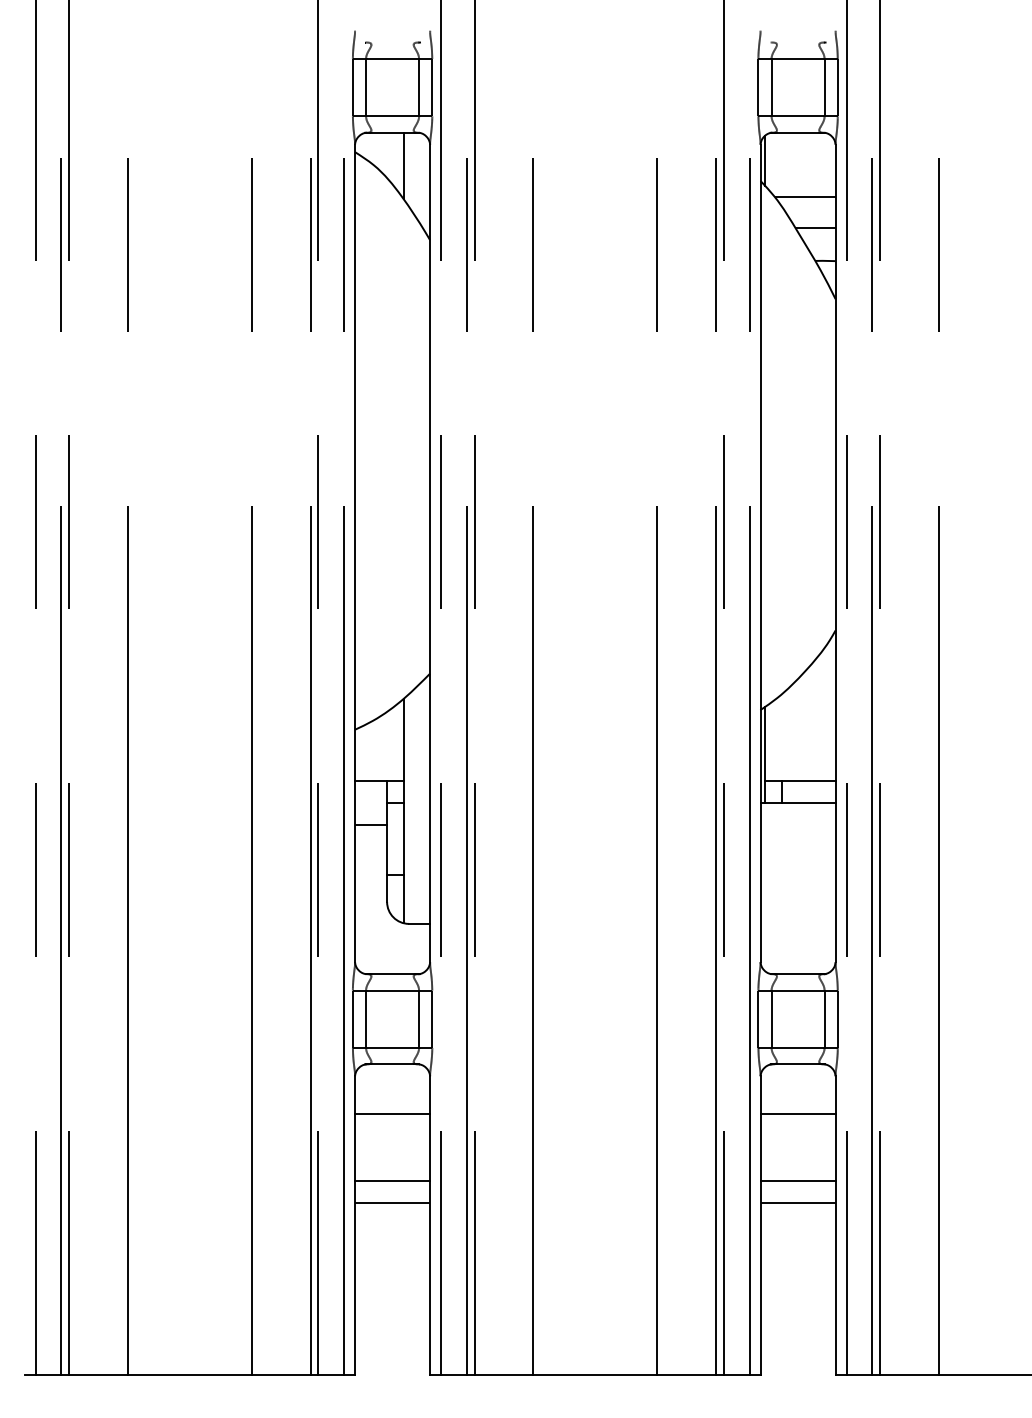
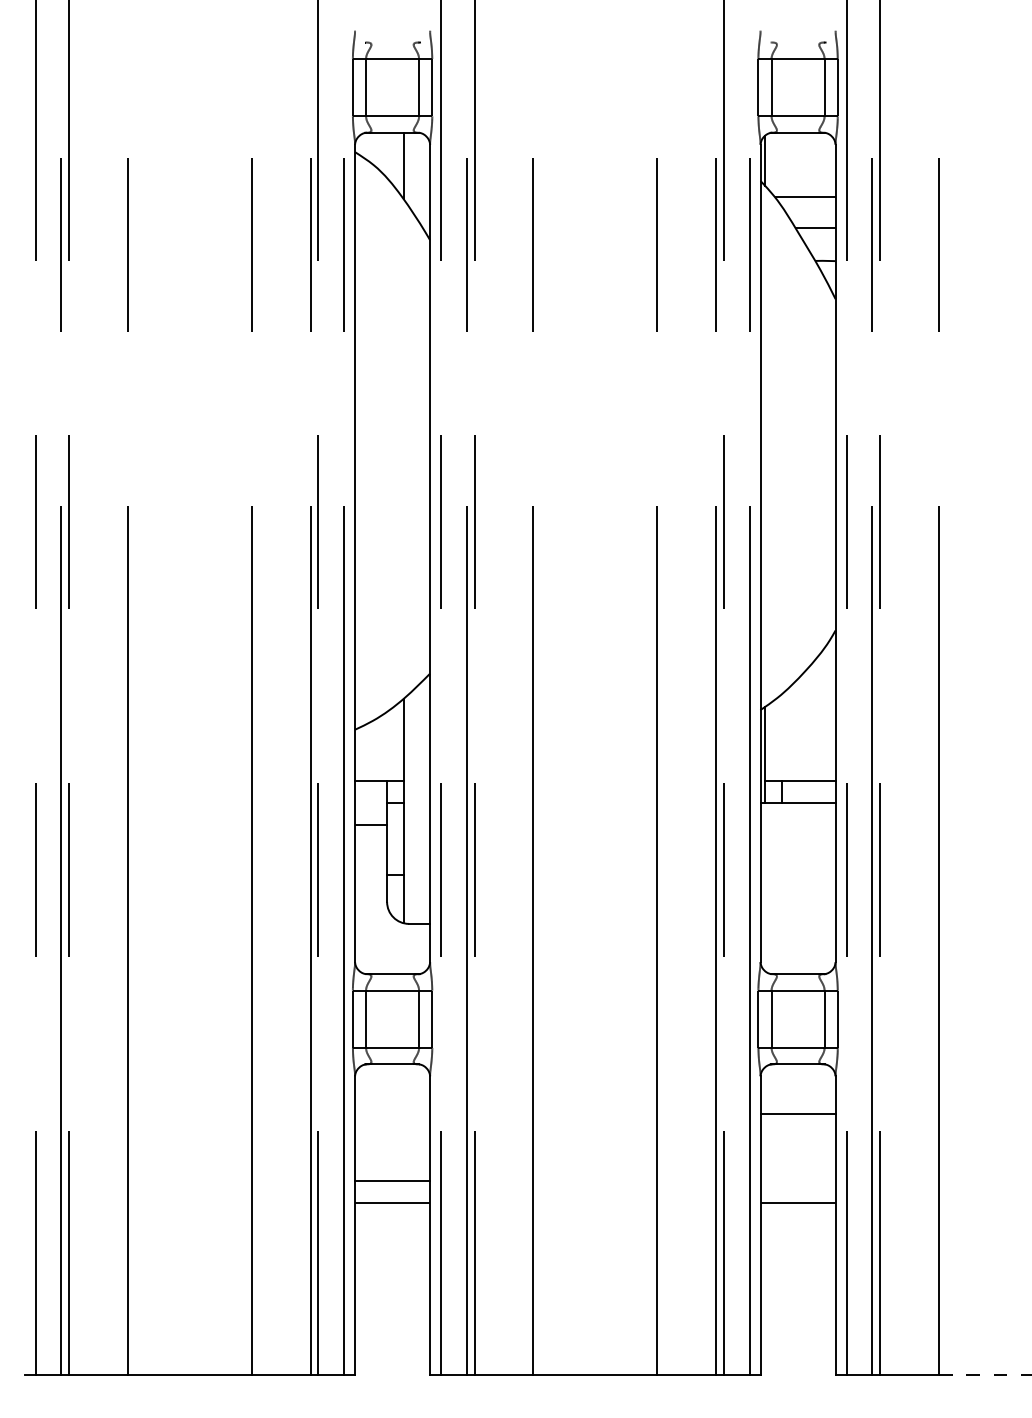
line: present -> none (392, 1113)
line: present -> none (797, 1181)
line: solid -> dashed (985, 1375)
